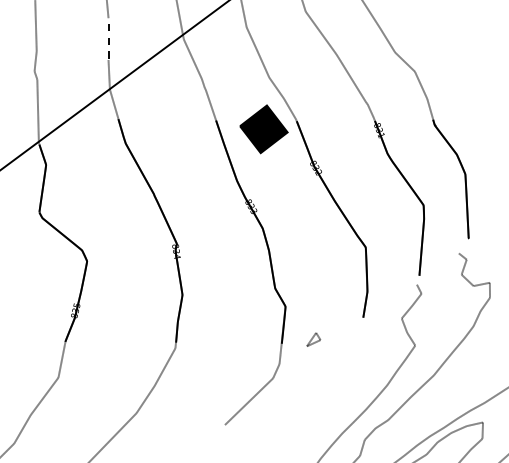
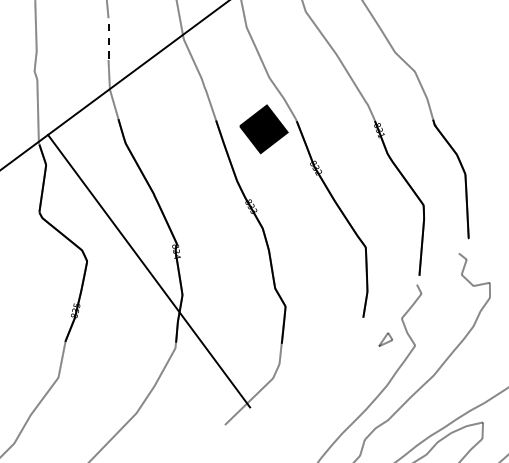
line: none -> present (149, 270)
part position: (313, 339) -> (385, 339) (385, 339)
